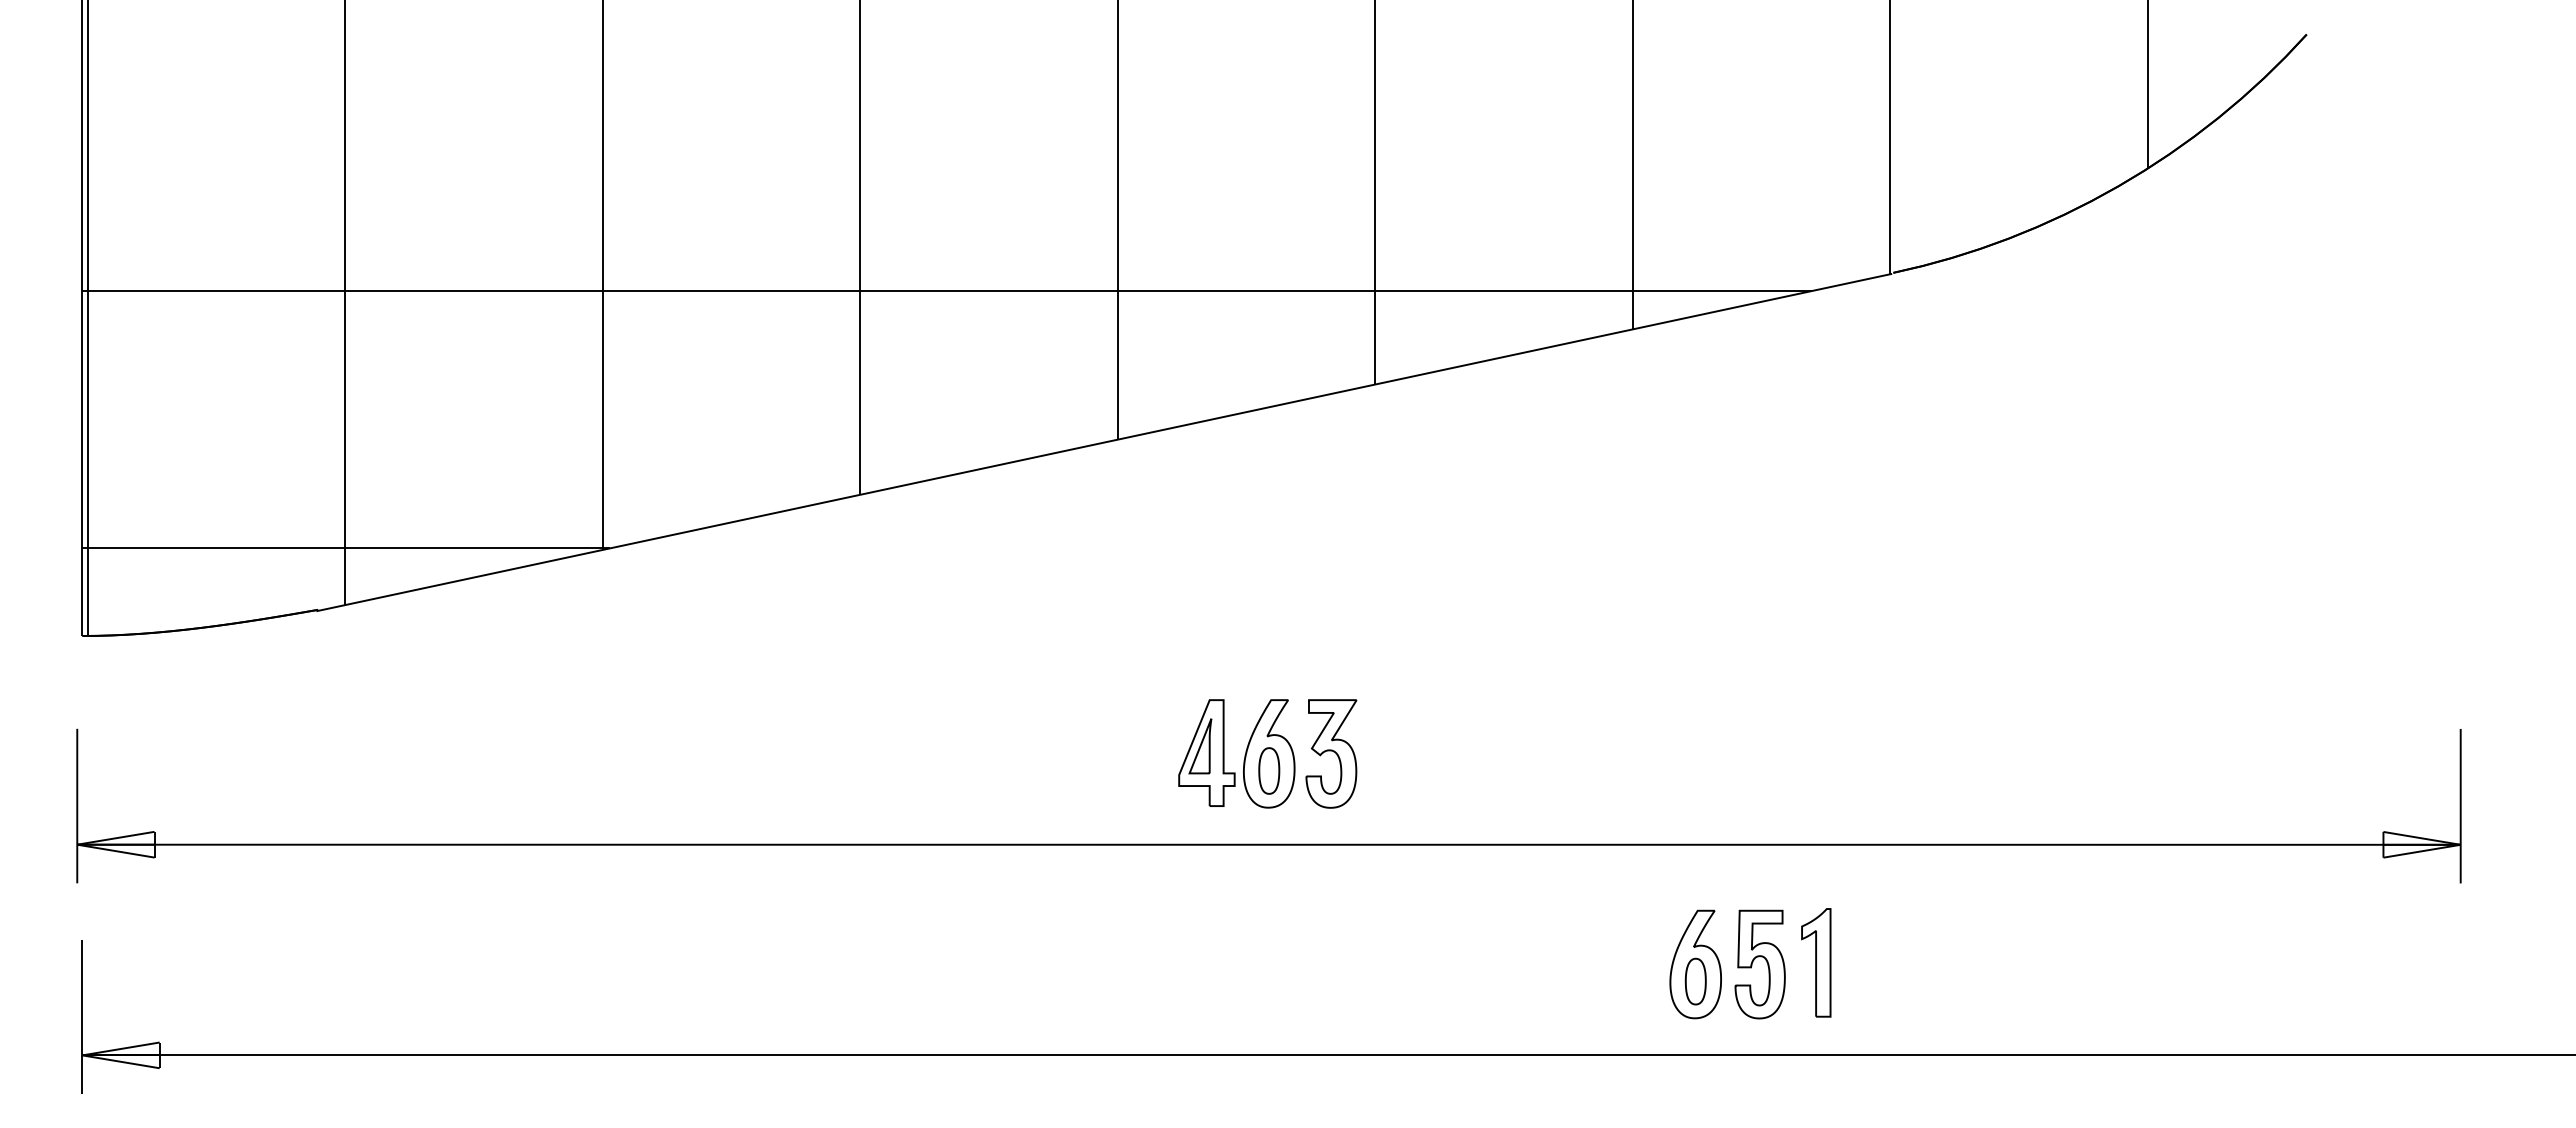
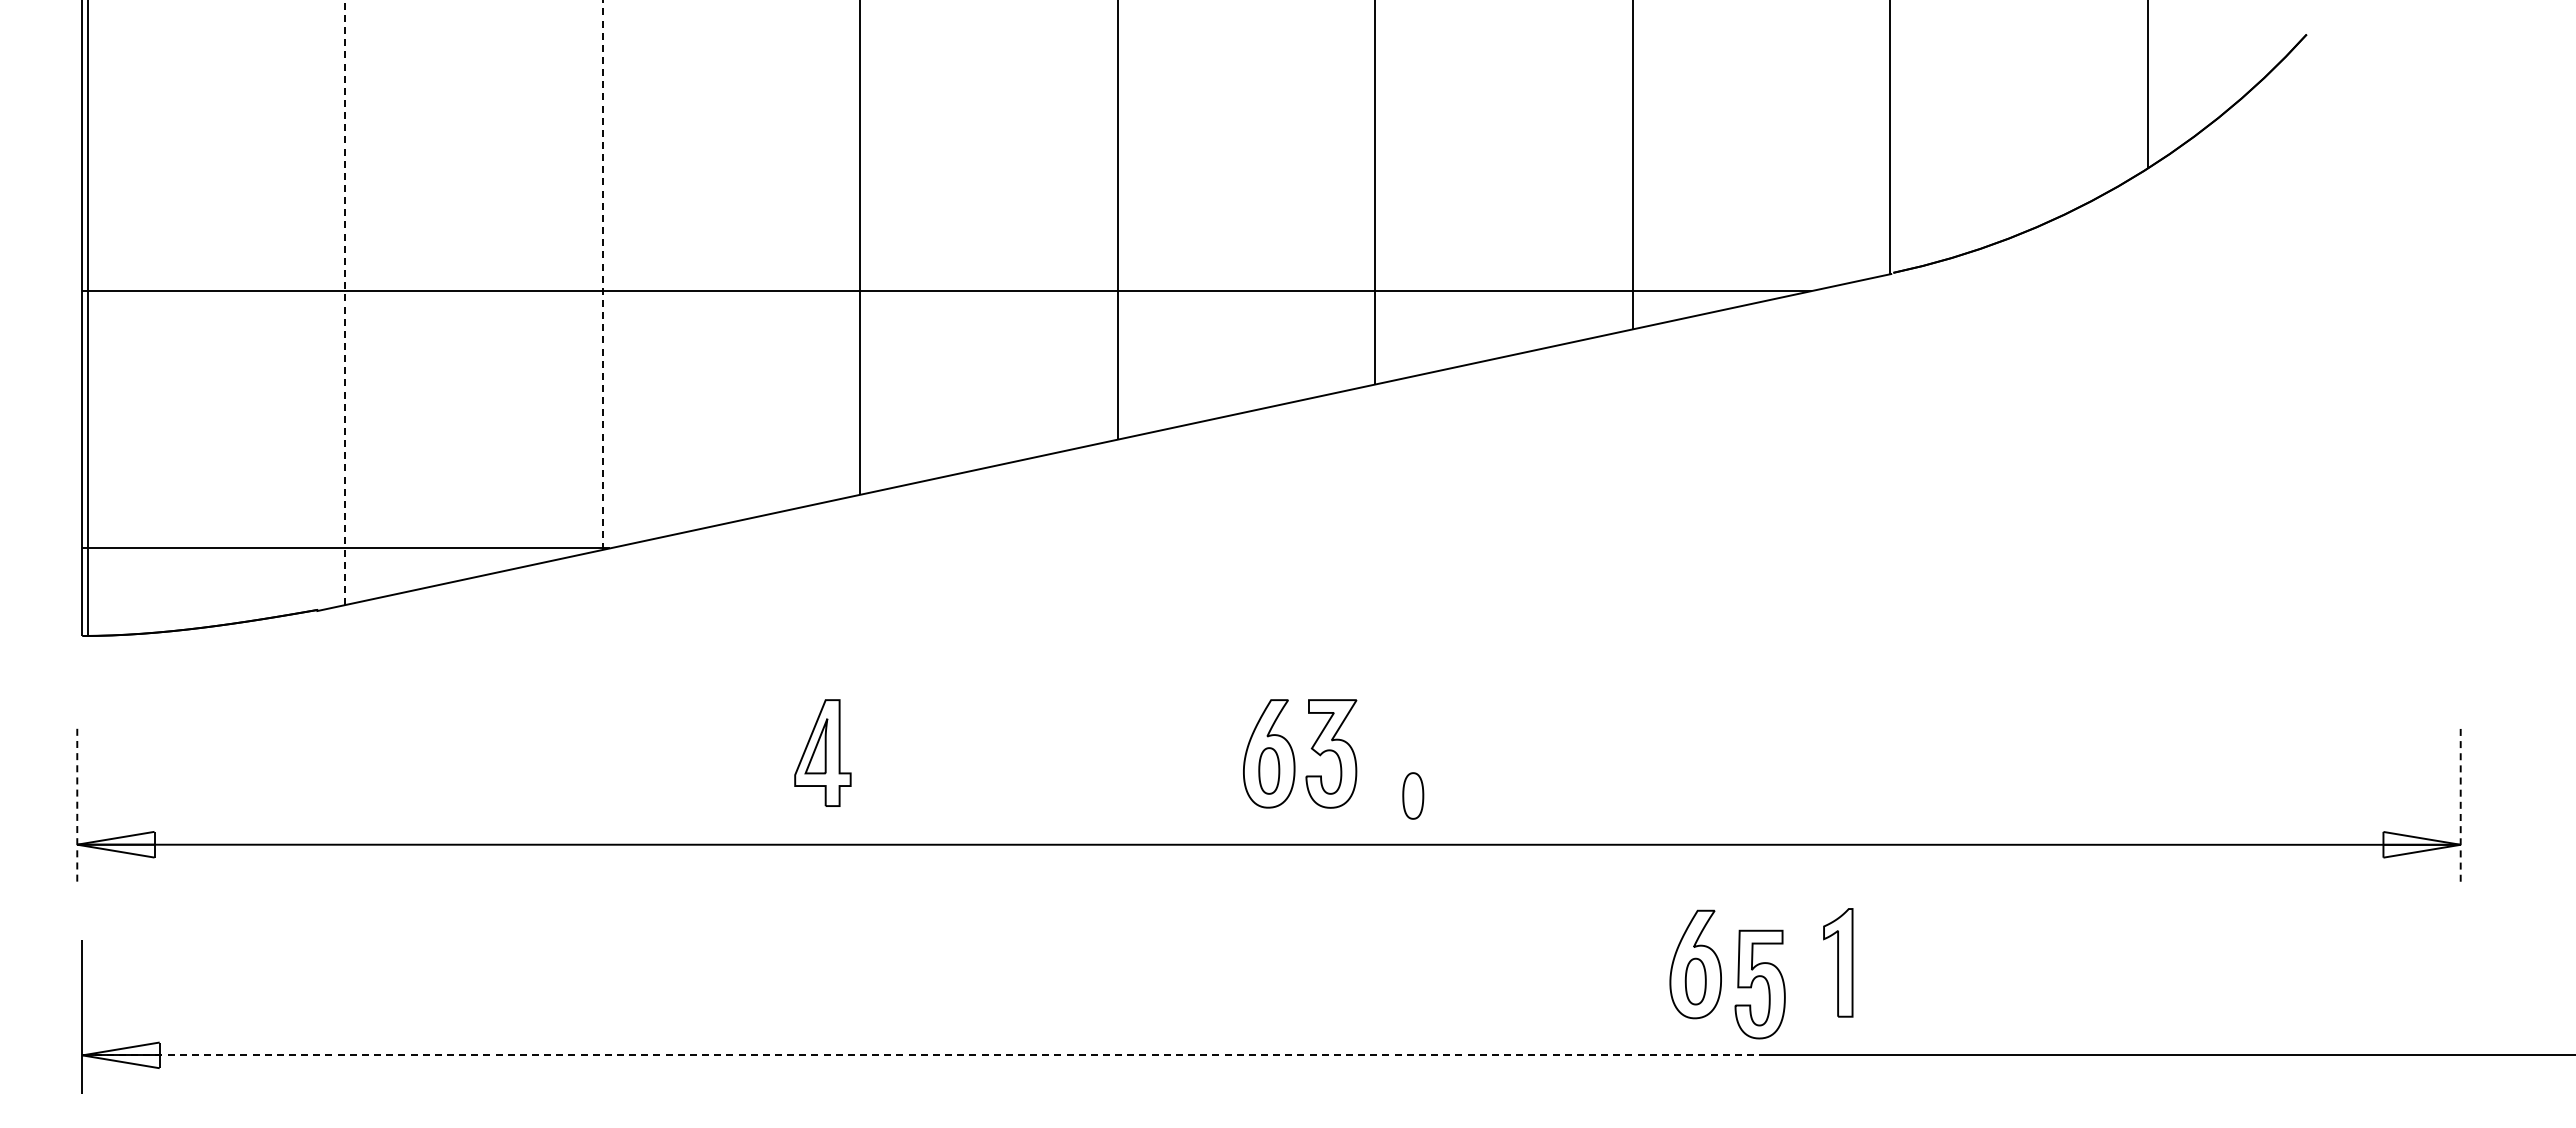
line: solid -> dashed (602, 275)
line: solid -> dashed (345, 302)
part position: (1206, 752) -> (822, 752) (822, 752)
part: none -> present (1413, 795)
line: solid -> dashed (77, 806)
line: solid -> dashed (2460, 806)
part position: (1753, 962) -> (1753, 982) (1753, 982)
part position: (1816, 962) -> (1838, 962) (1838, 962)
line: solid -> dashed (921, 1055)
